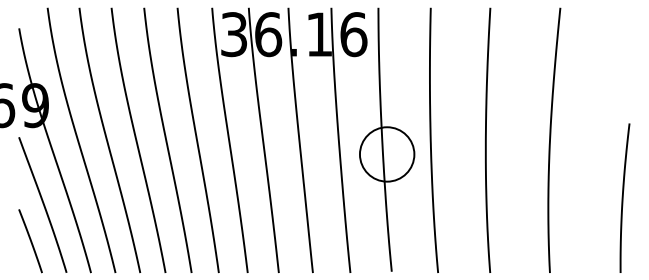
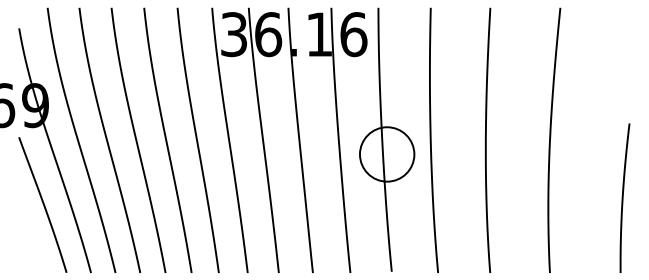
line: present -> none (30, 241)
